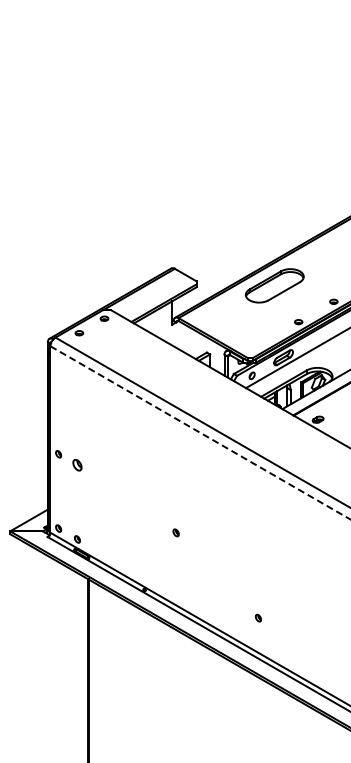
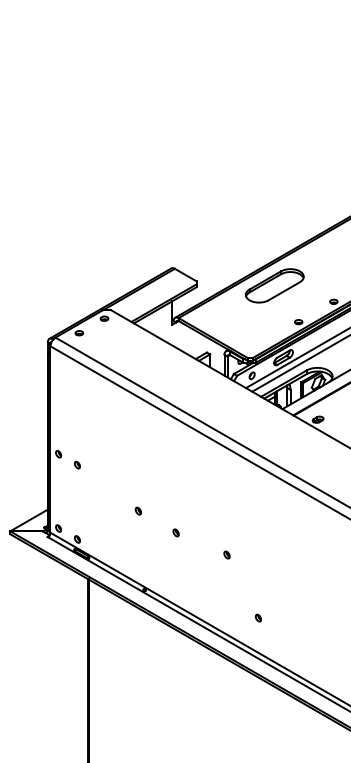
line: none -> present (299, 363)
line: dashed -> solid (201, 433)
part size: 11x13 px -> 7x10 px (77, 464)
part: none -> present (137, 510)
part: none -> present (226, 554)
